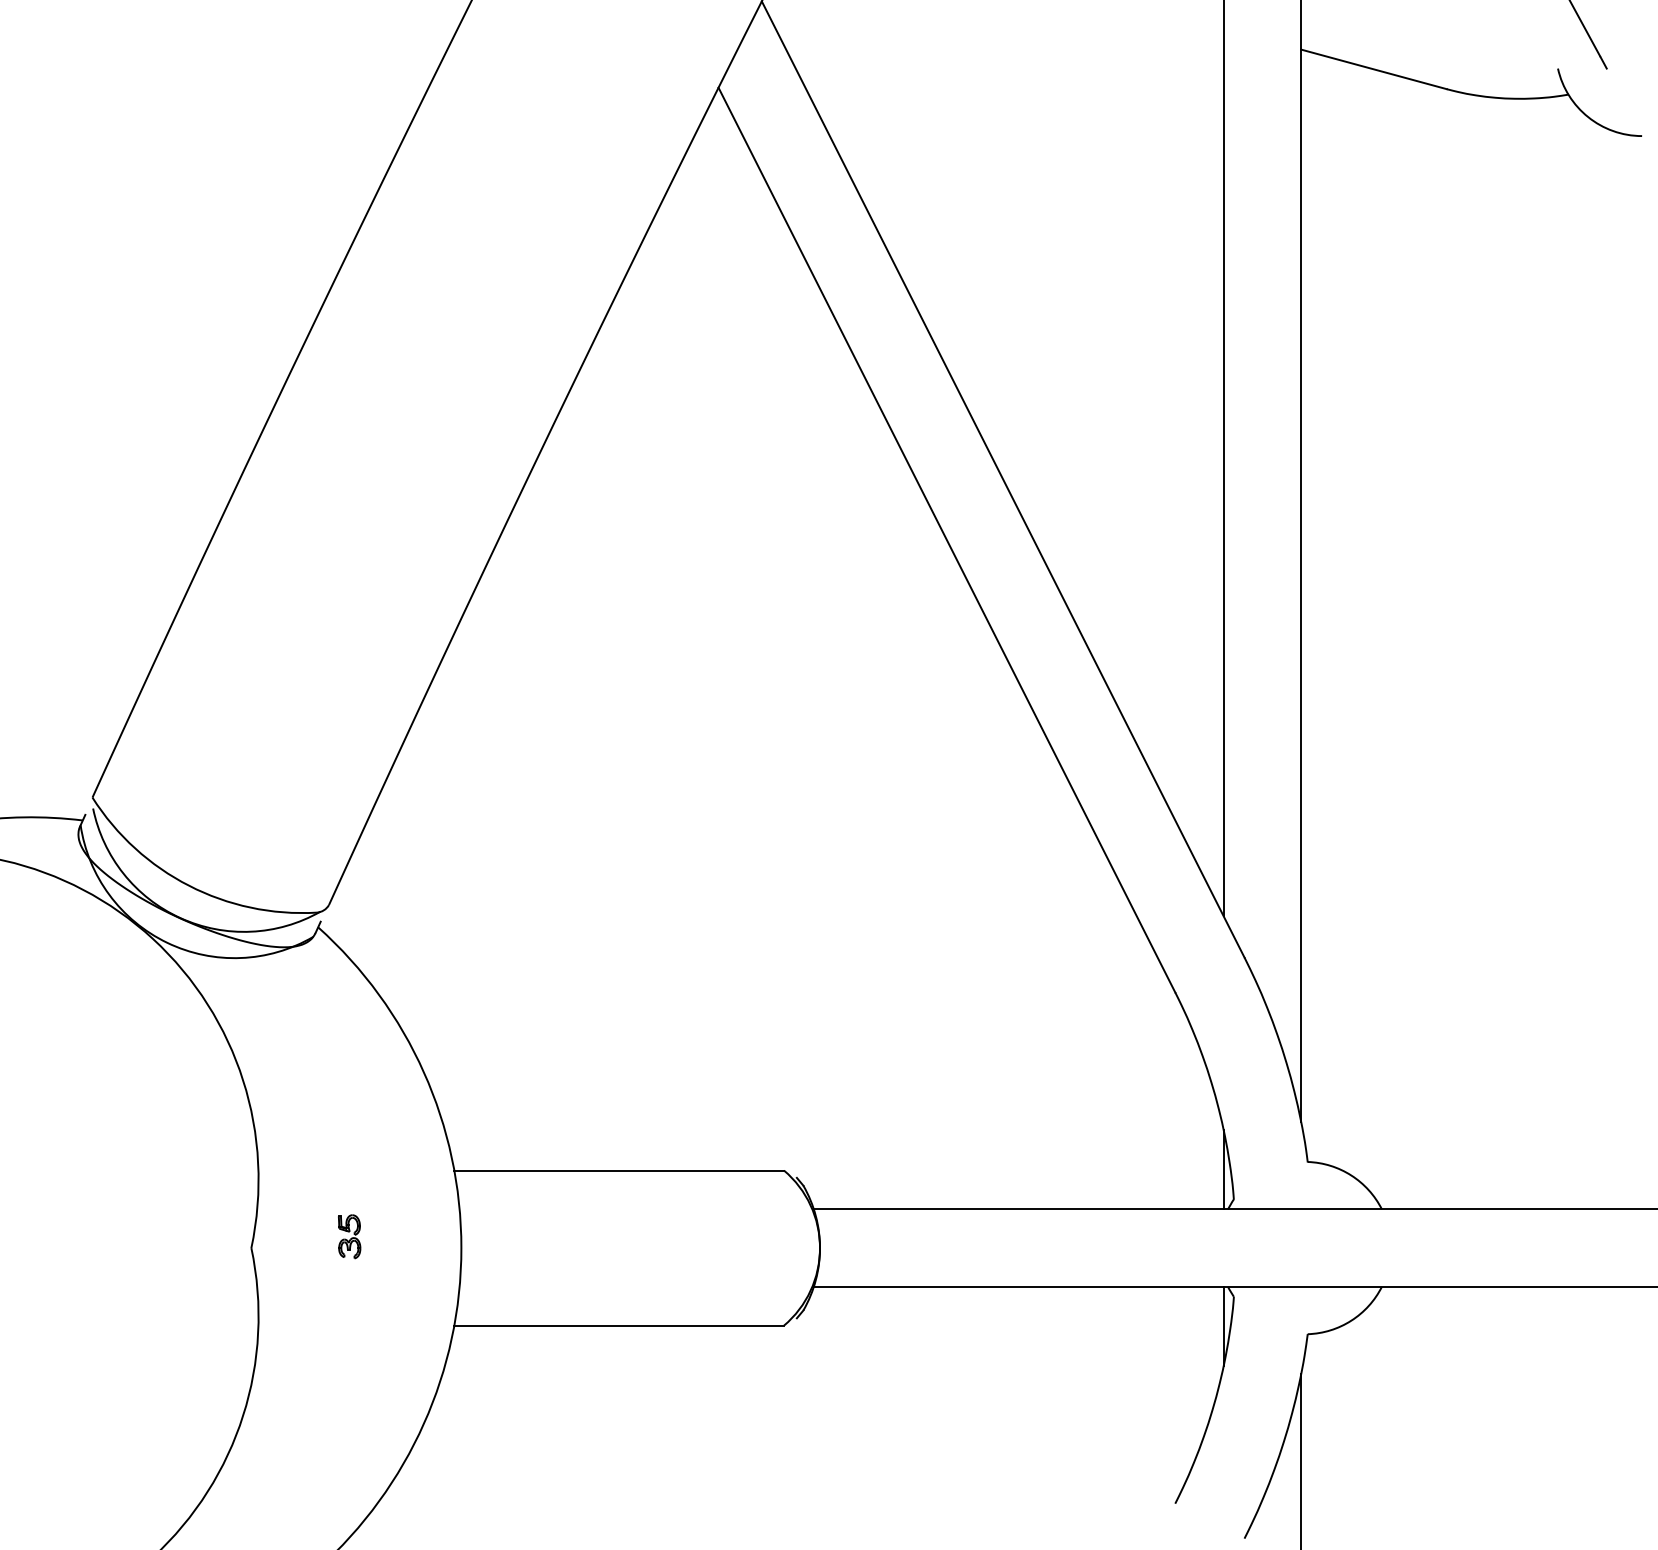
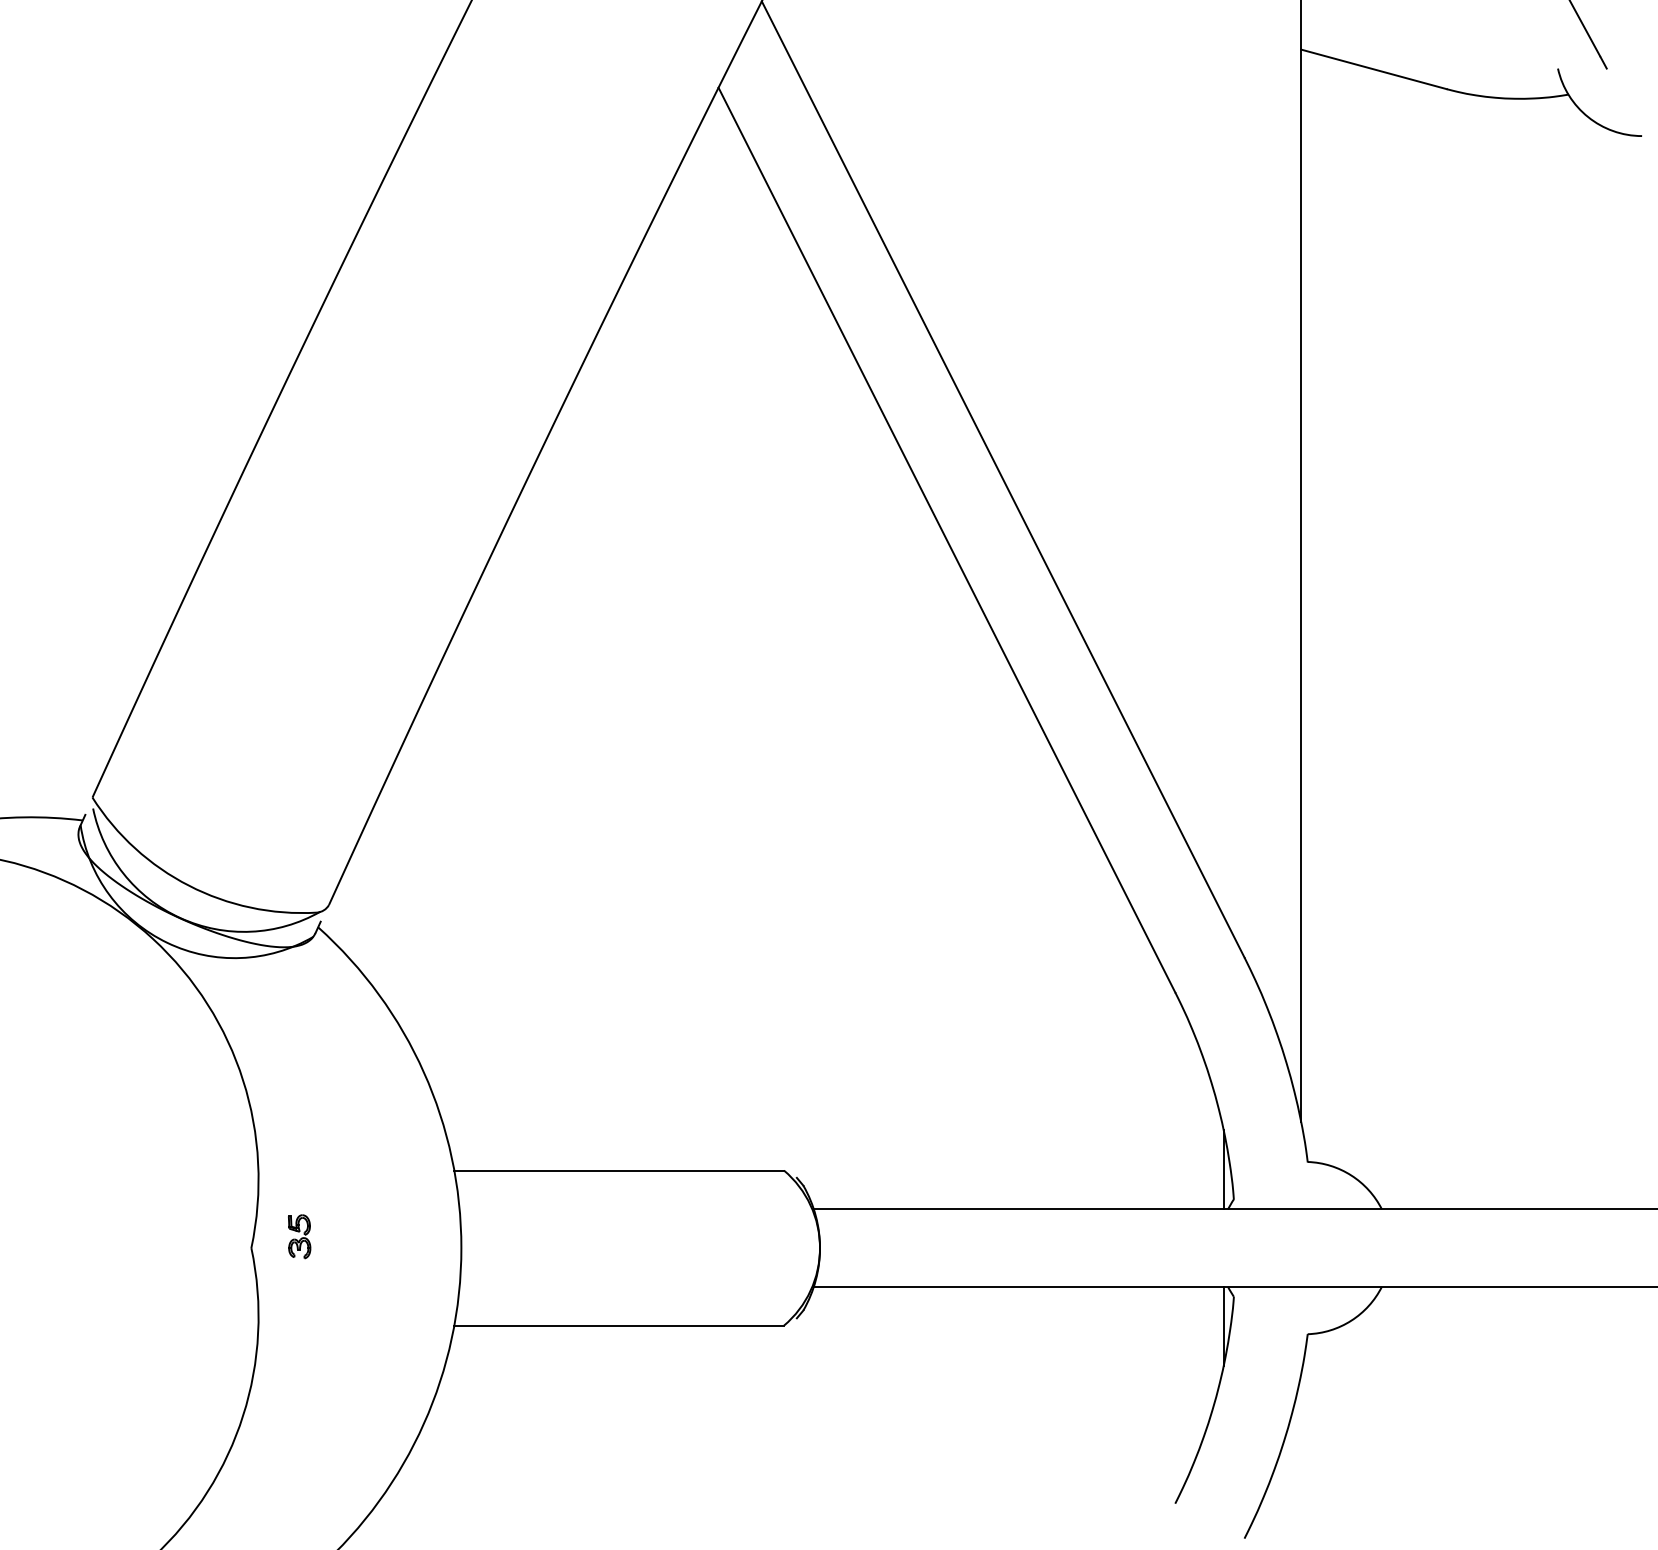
line: present -> none (1223, 459)
part position: (349, 1236) -> (299, 1236) (299, 1236)
line: present -> none (1301, 1459)
